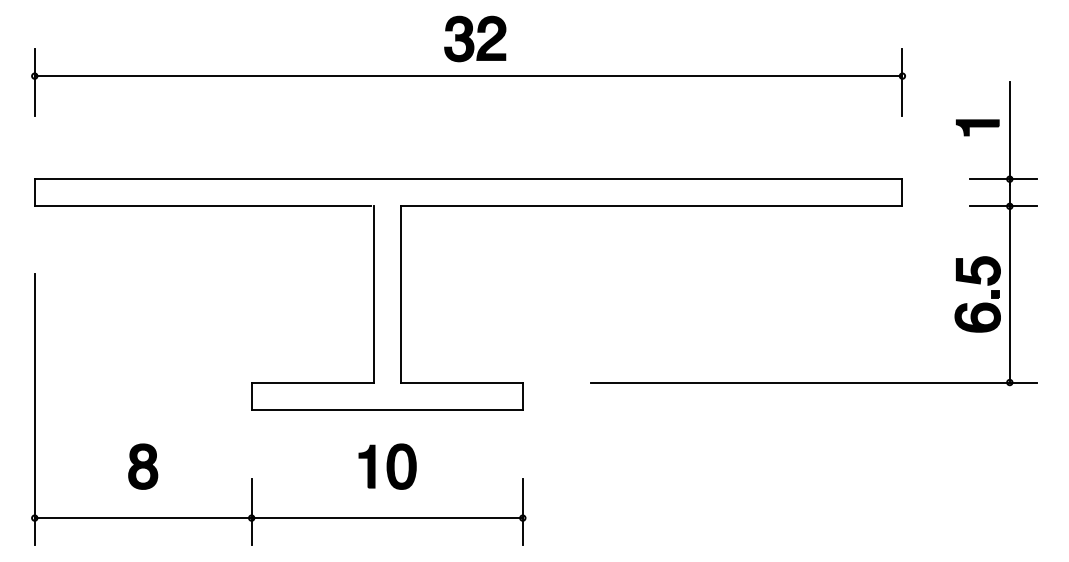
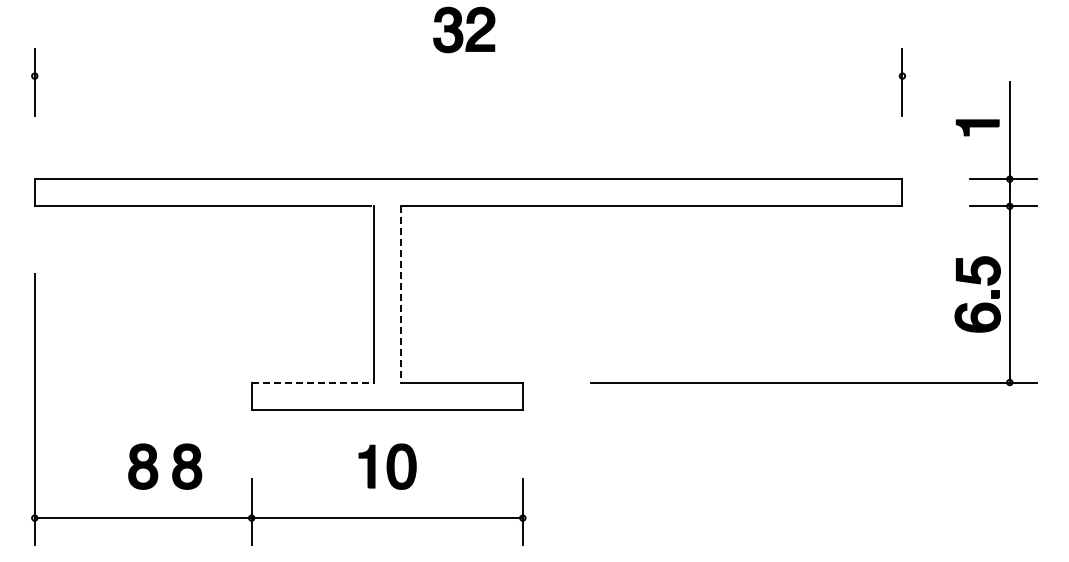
part position: (475, 38) -> (464, 29) (464, 29)
line: present -> none (468, 76)
line: solid -> dashed (400, 294)
line: solid -> dashed (313, 382)
part: none -> present (187, 466)
